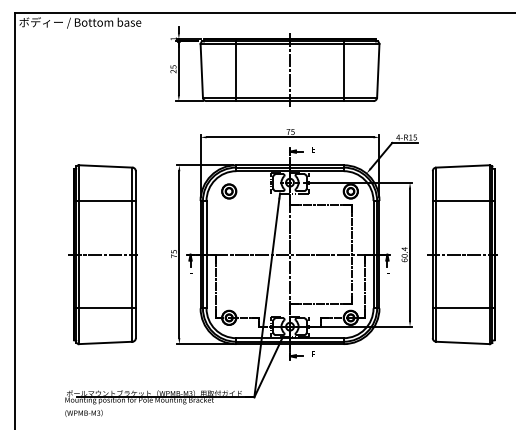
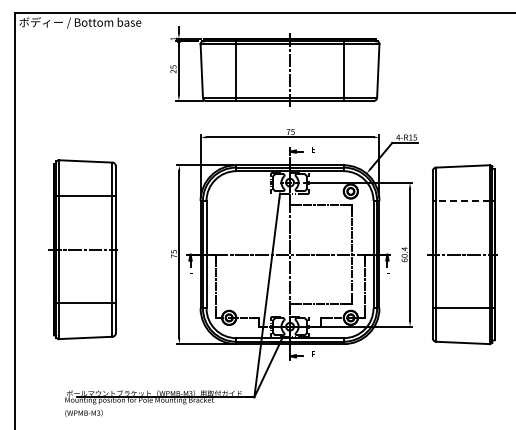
part: present -> none (229, 191)
line: solid -> dashed (463, 201)
part position: (102, 254) -> (82, 249) (82, 249)
